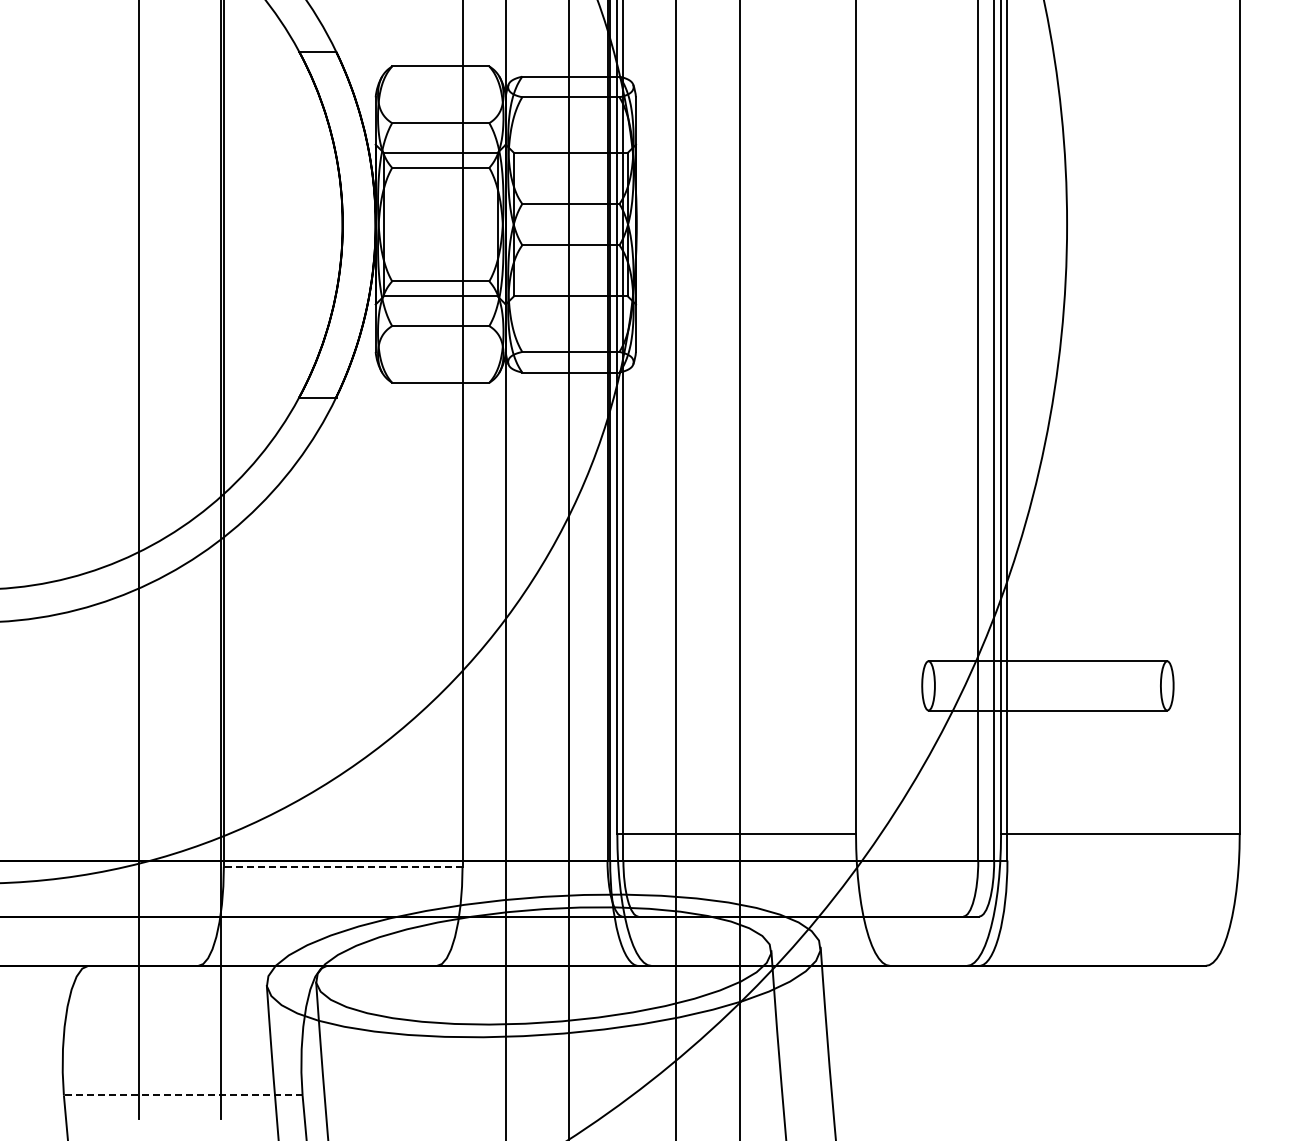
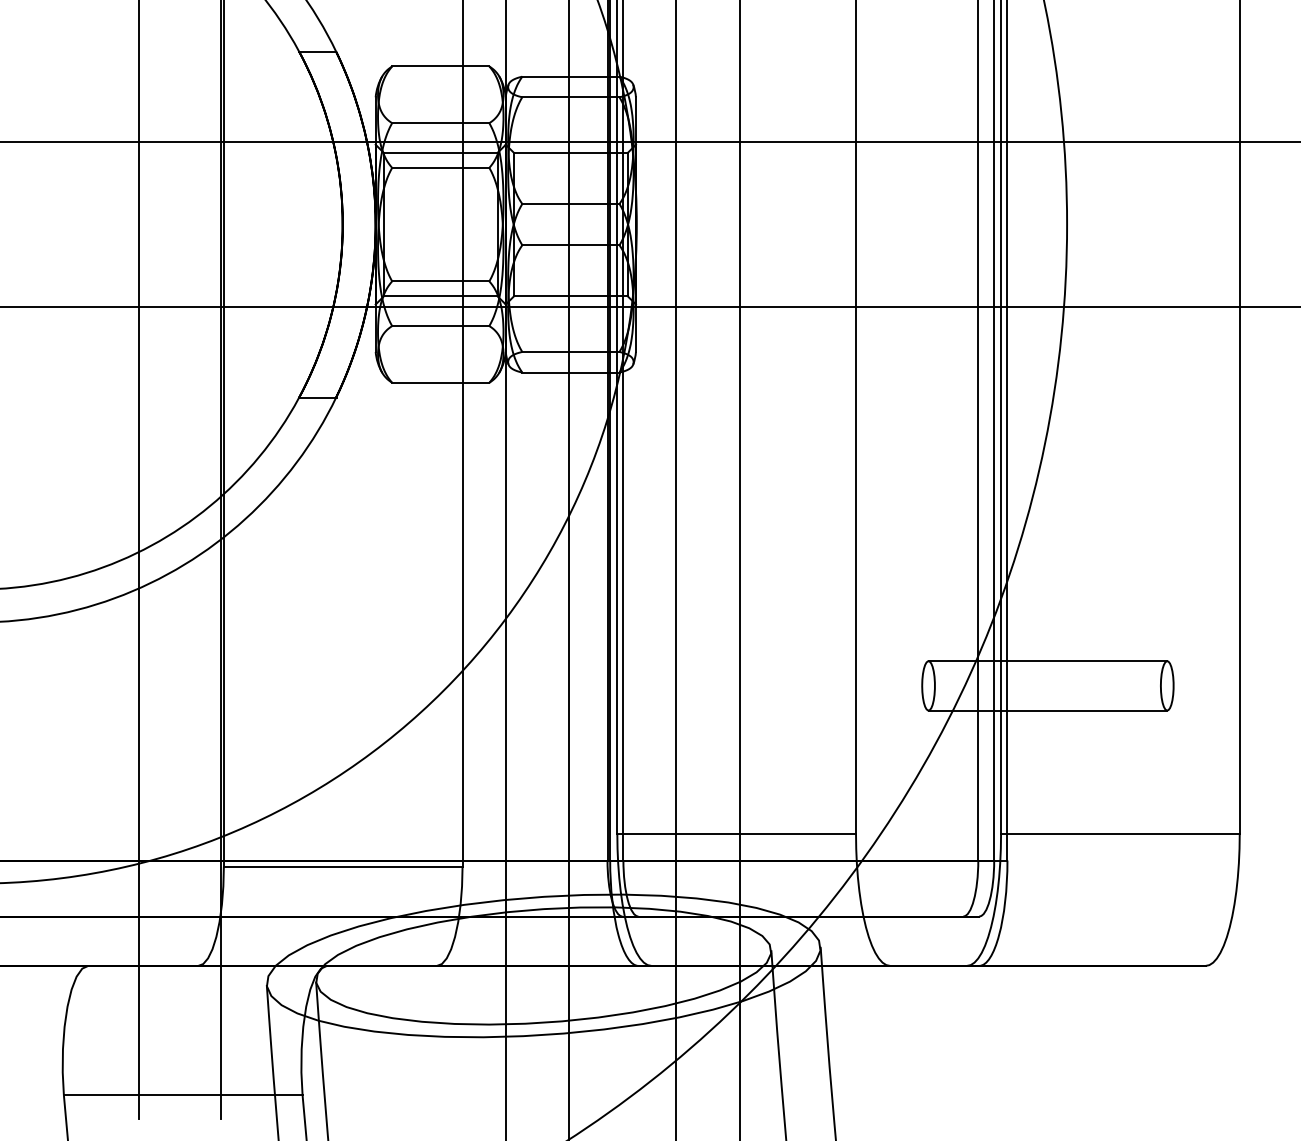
line: none -> present (649, 142)
line: none -> present (649, 306)
line: dashed -> solid (342, 867)
line: dashed -> solid (182, 1095)
